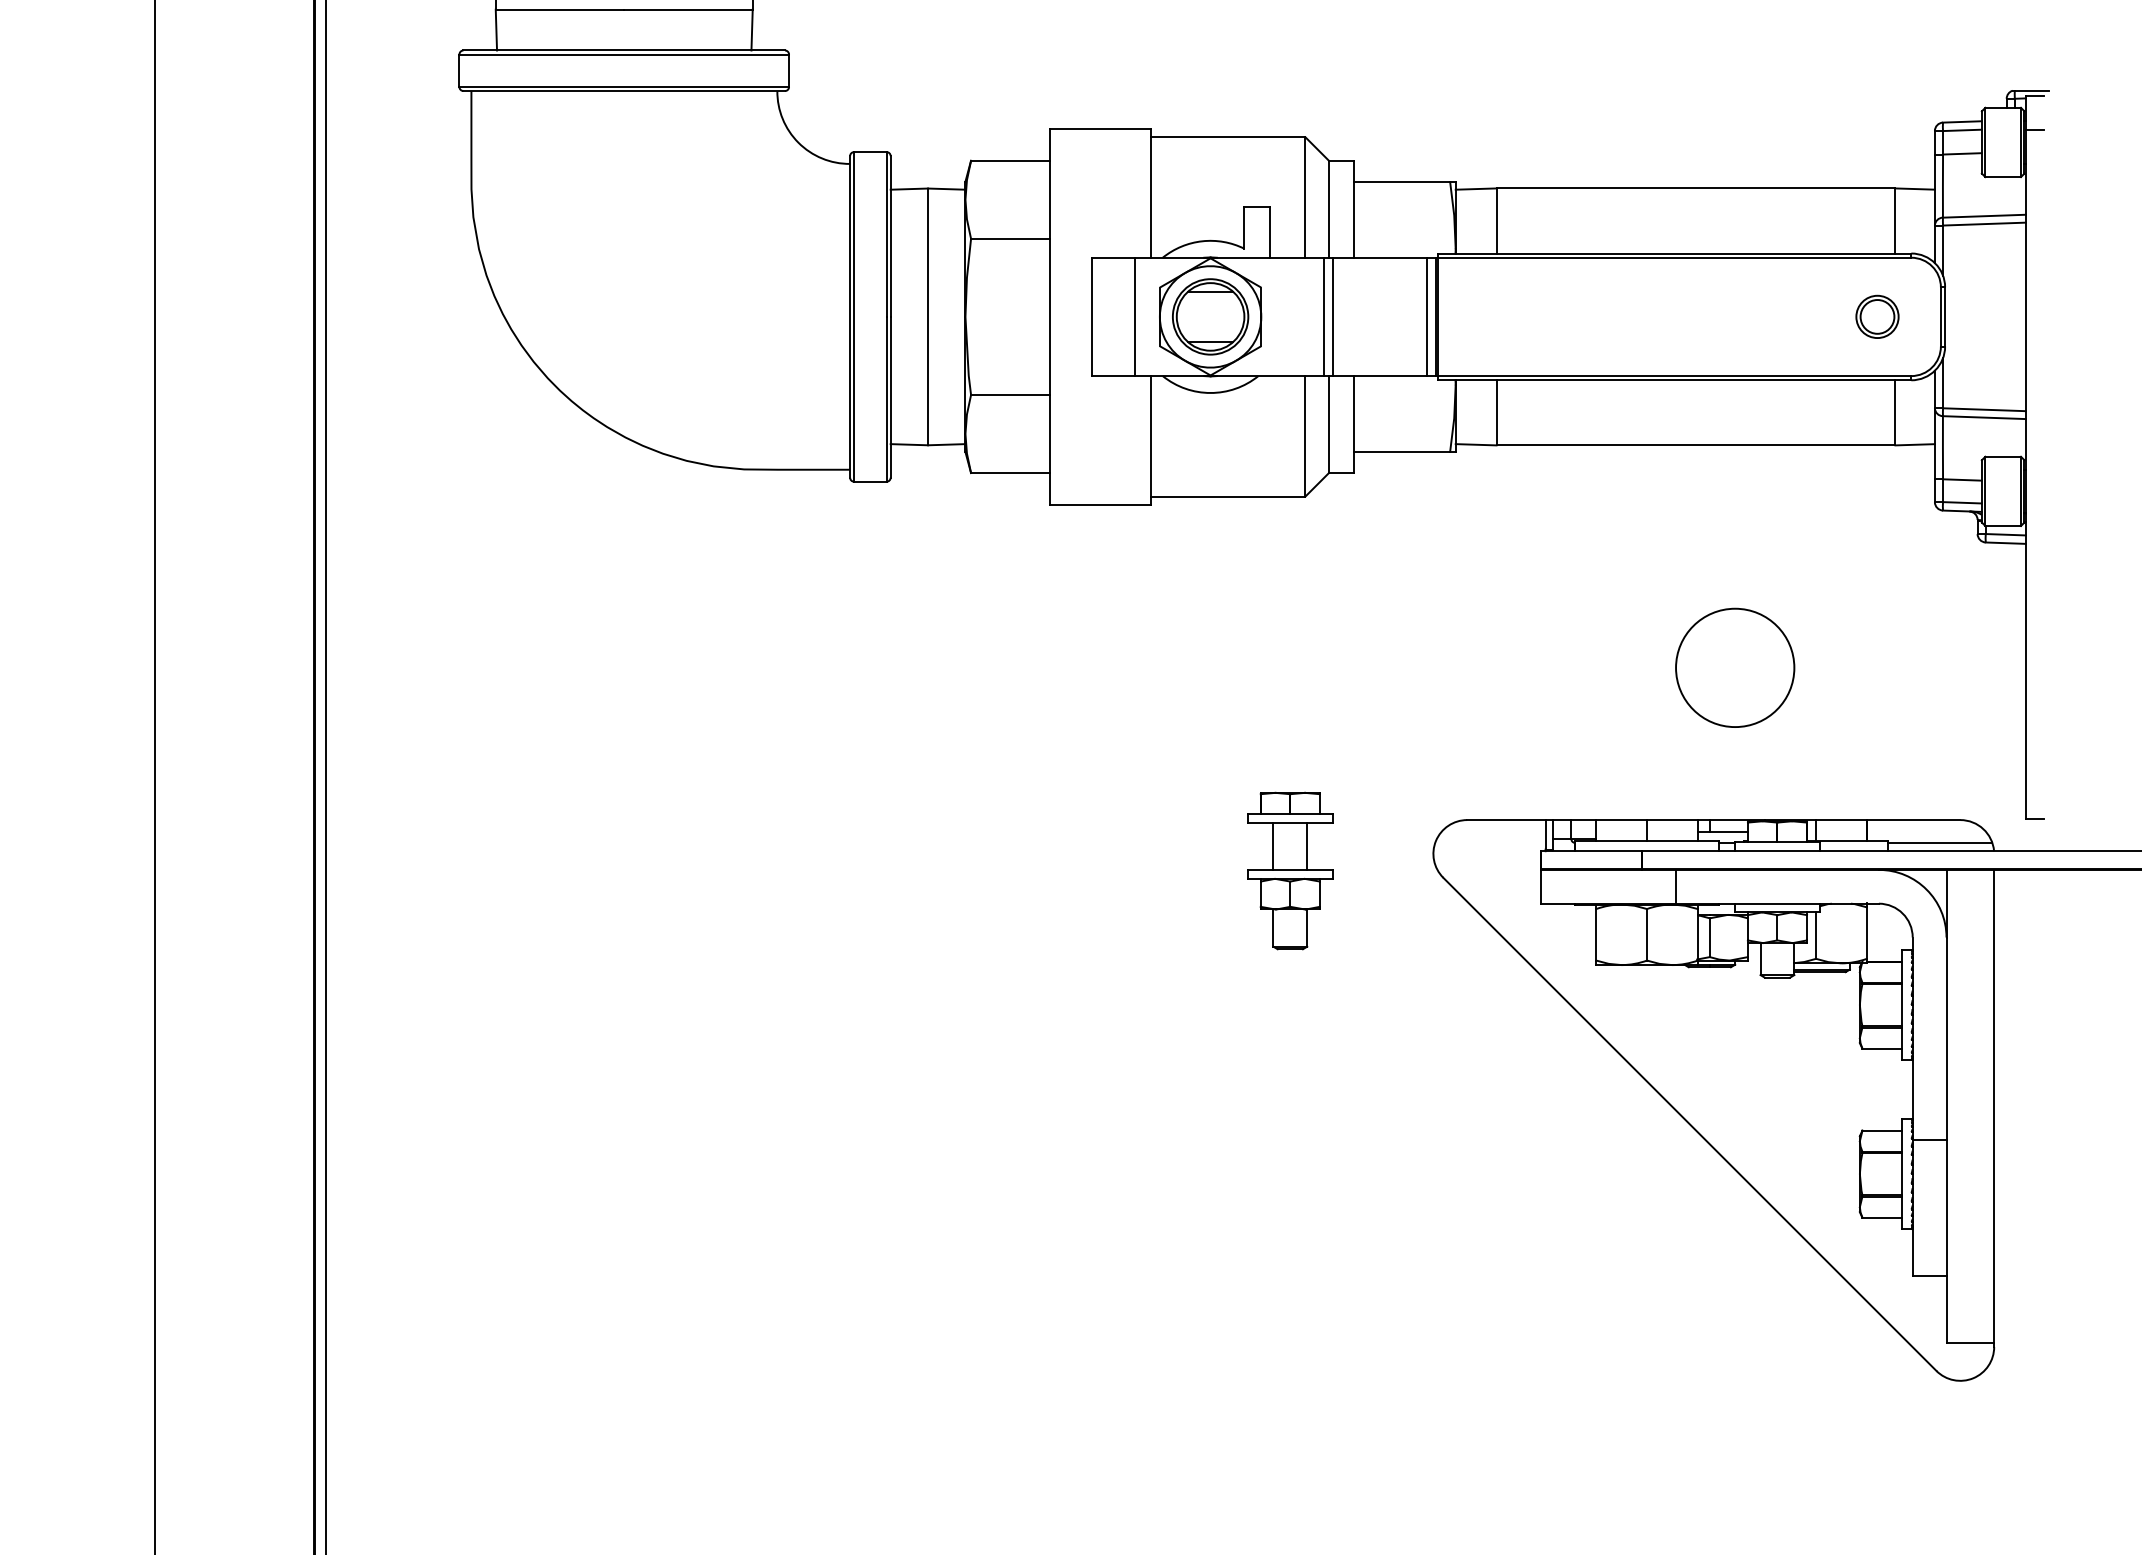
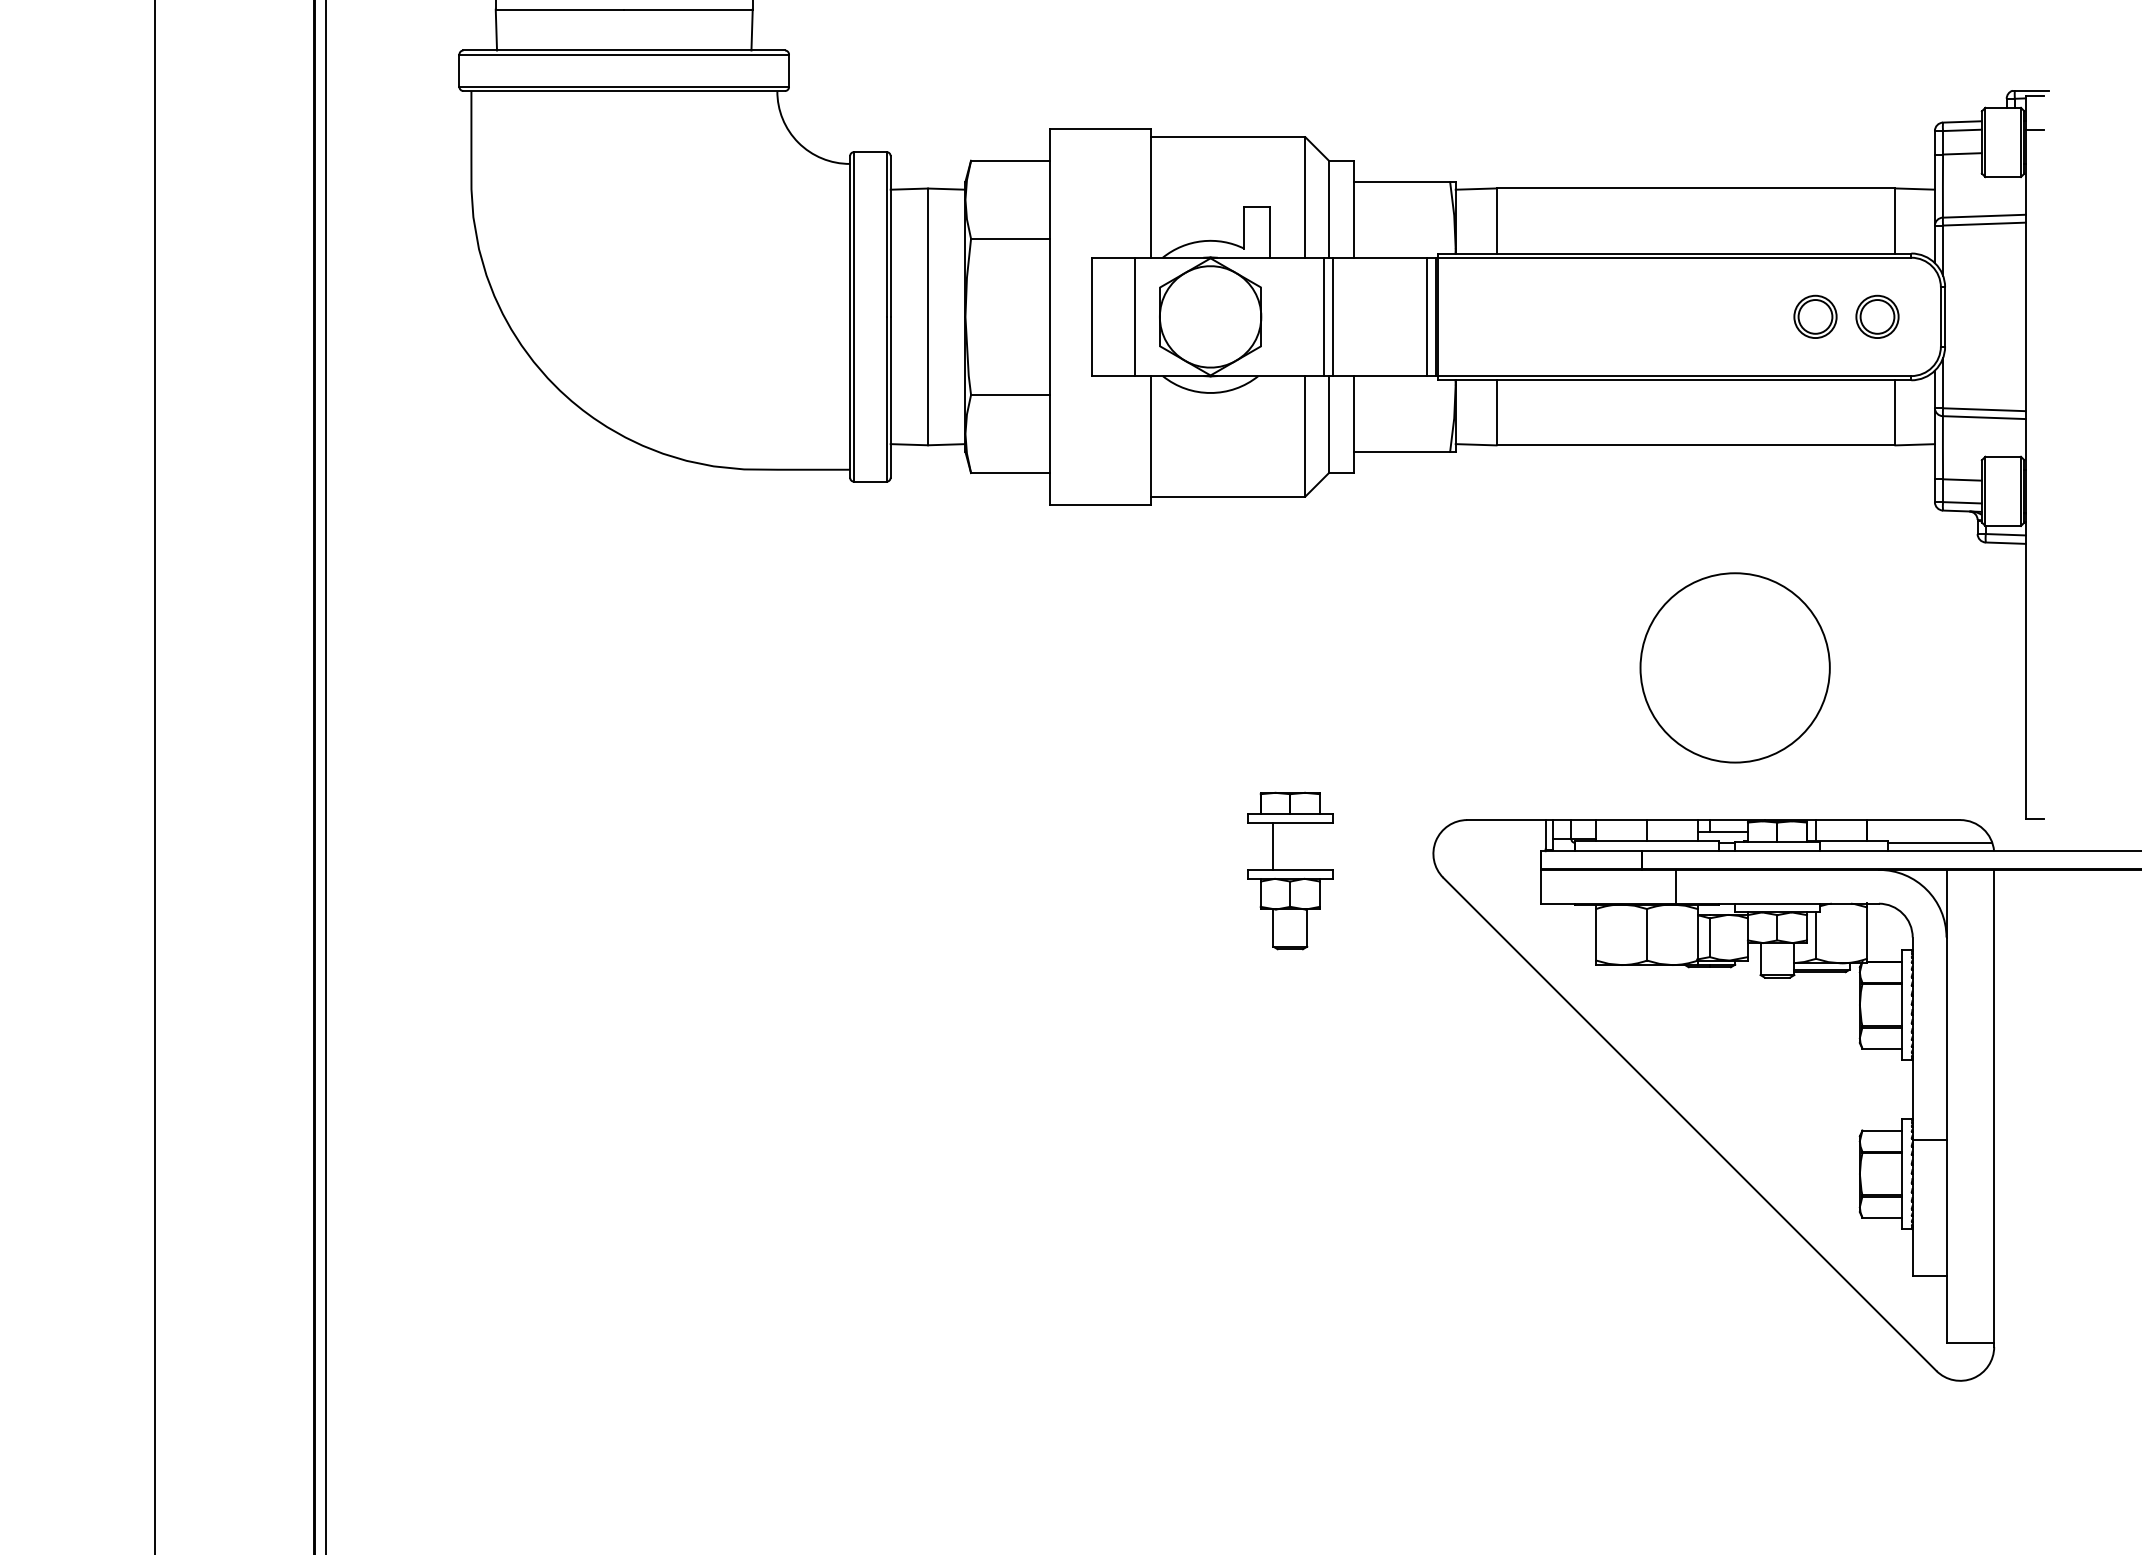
part: present -> none (1210, 316)
part: none -> present (1815, 316)
circle diameter: 118 px -> 189 px (1734, 667)
line: present -> none (1307, 846)
